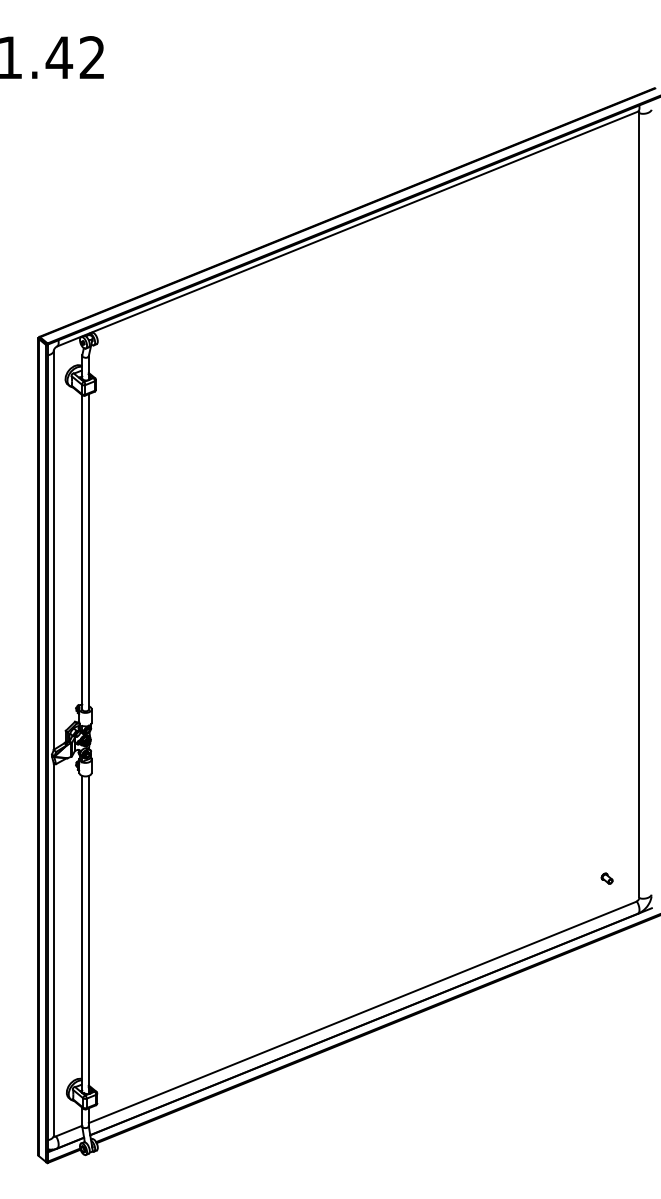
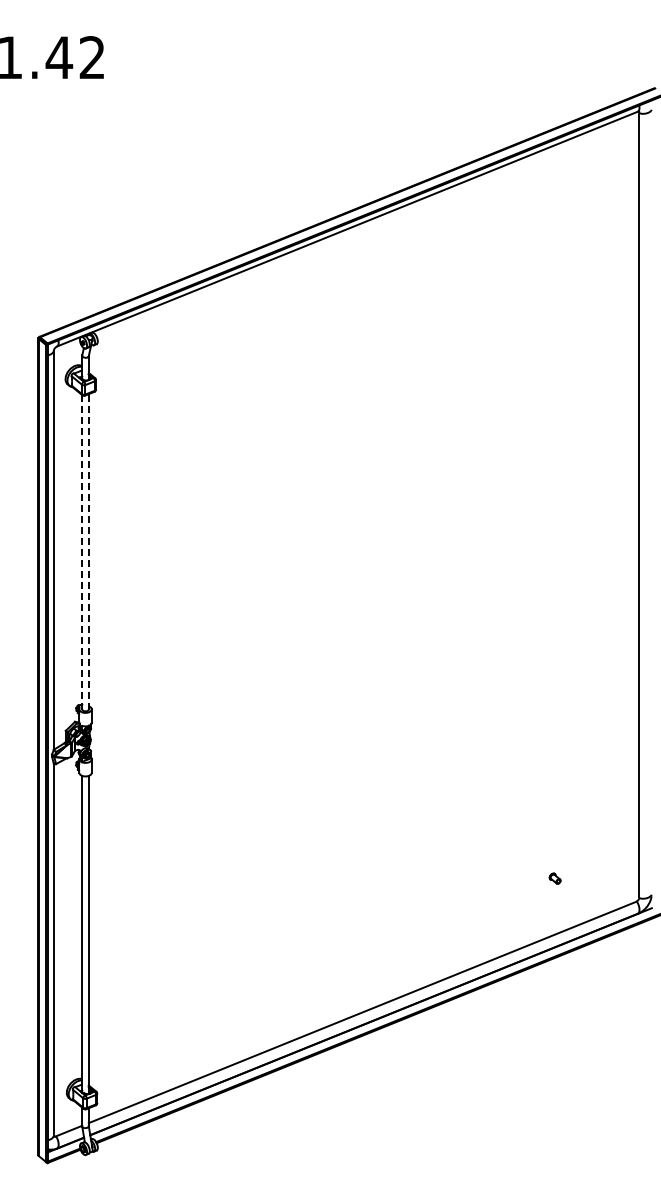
line: solid -> dashed (82, 552)
line: solid -> dashed (88, 552)
part position: (606, 878) -> (554, 878) (554, 878)
